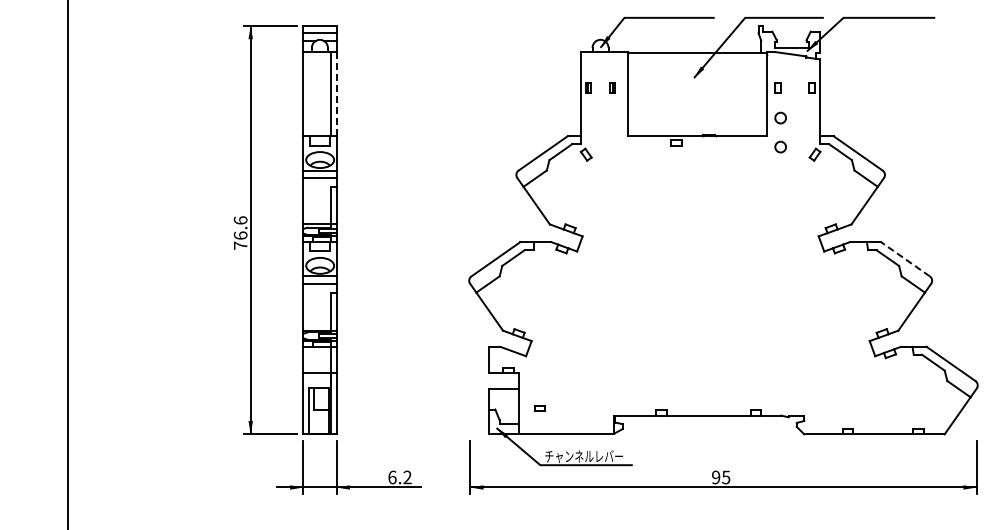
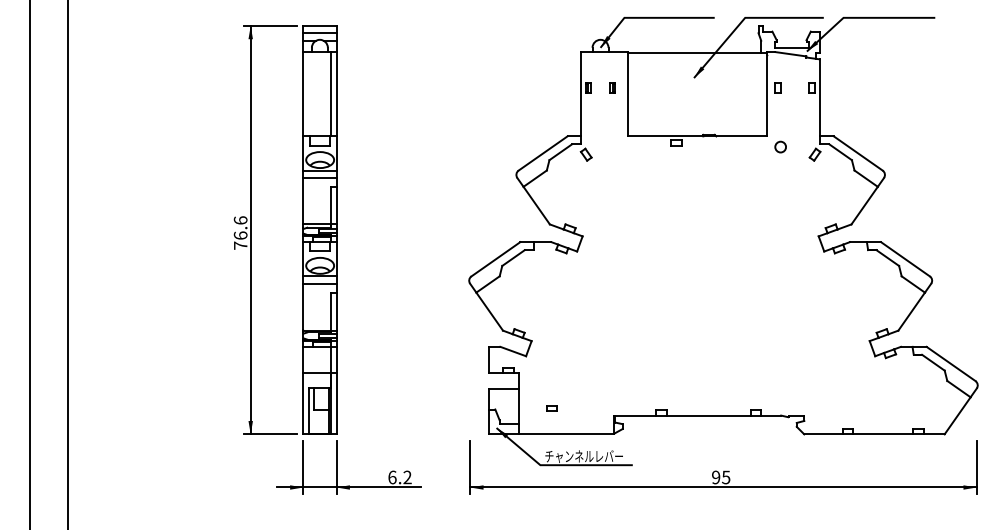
line: dashed -> solid (336, 93)
circle: present -> none (780, 117)
line: dashed -> solid (905, 259)
line: none -> present (30, 264)
part position: (539, 408) -> (551, 408) (551, 408)
